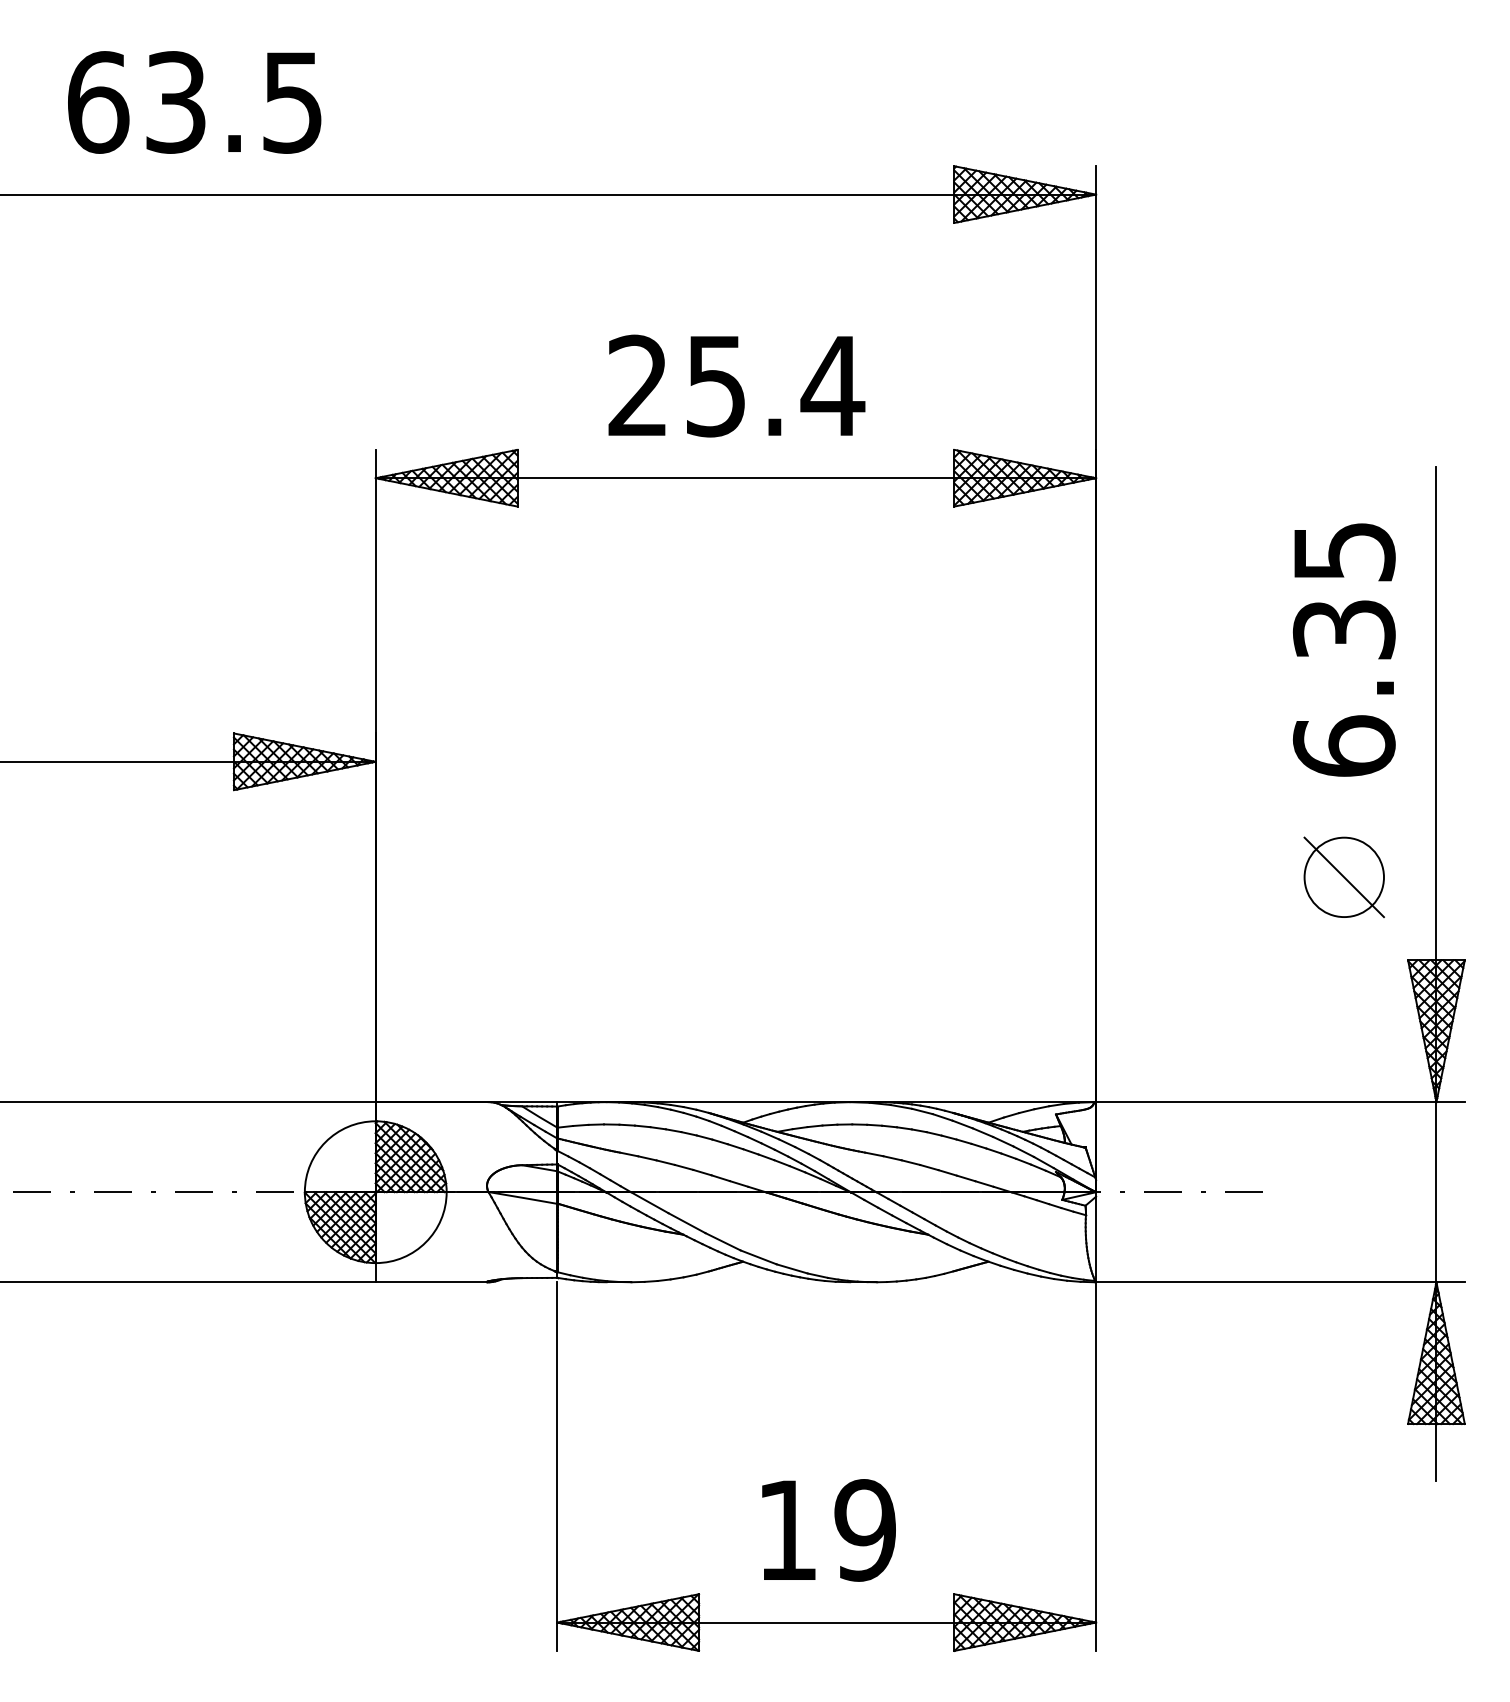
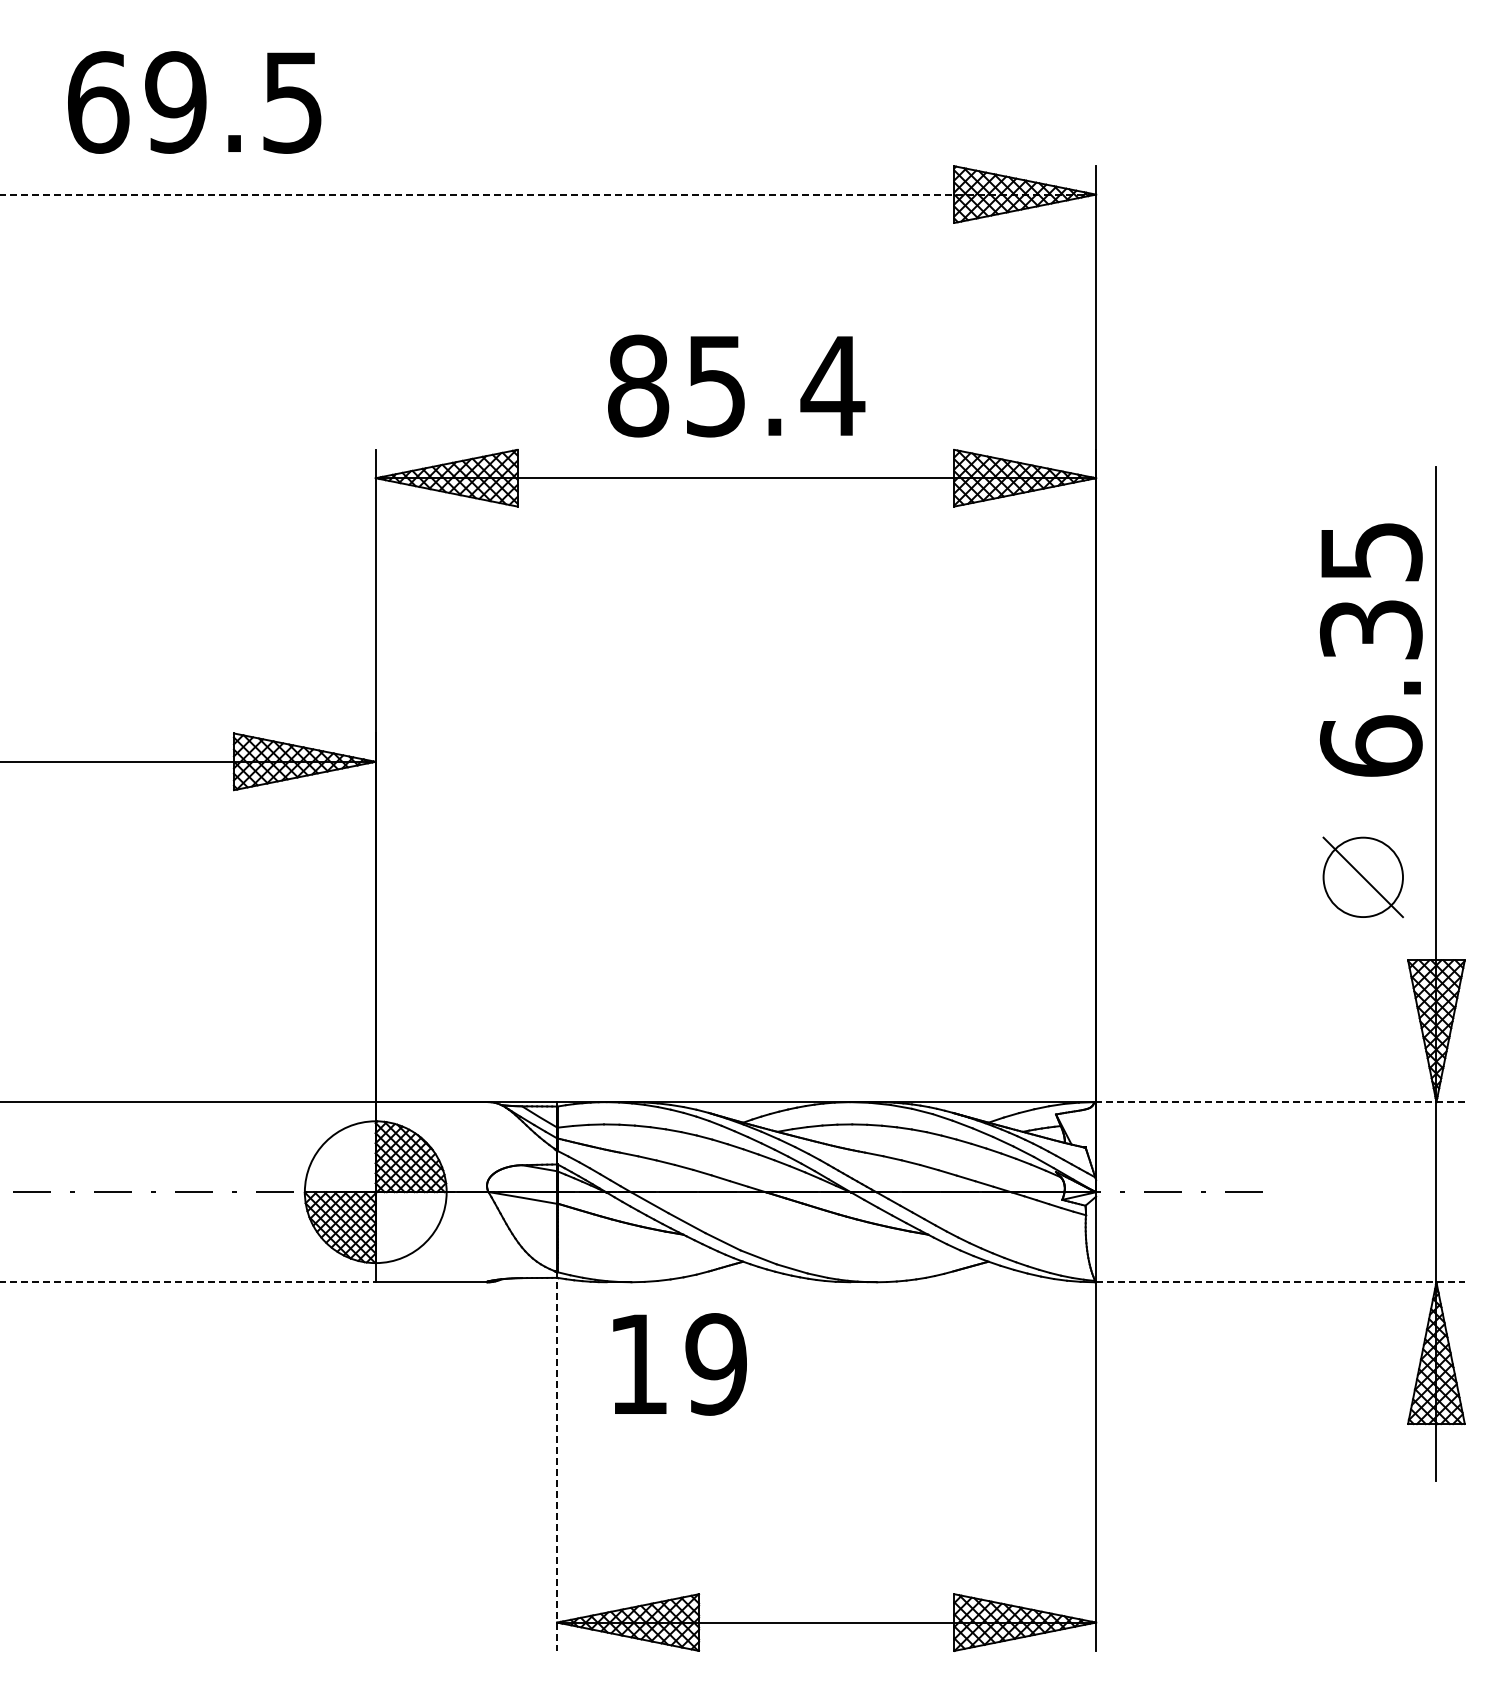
text: 63.5 -> 69.5 (175, 102)
line: solid -> dashed (548, 194)
text: 25.4 -> 85.4 (638, 385)
text position: (1344, 649) -> (1371, 649) (1371, 649)
part position: (1343, 876) -> (1362, 876) (1362, 876)
line: solid -> dashed (1279, 1102)
line: solid -> dashed (187, 1282)
line: solid -> dashed (1280, 1282)
line: solid -> dashed (557, 1467)
text position: (828, 1530) -> (679, 1364) (679, 1364)
